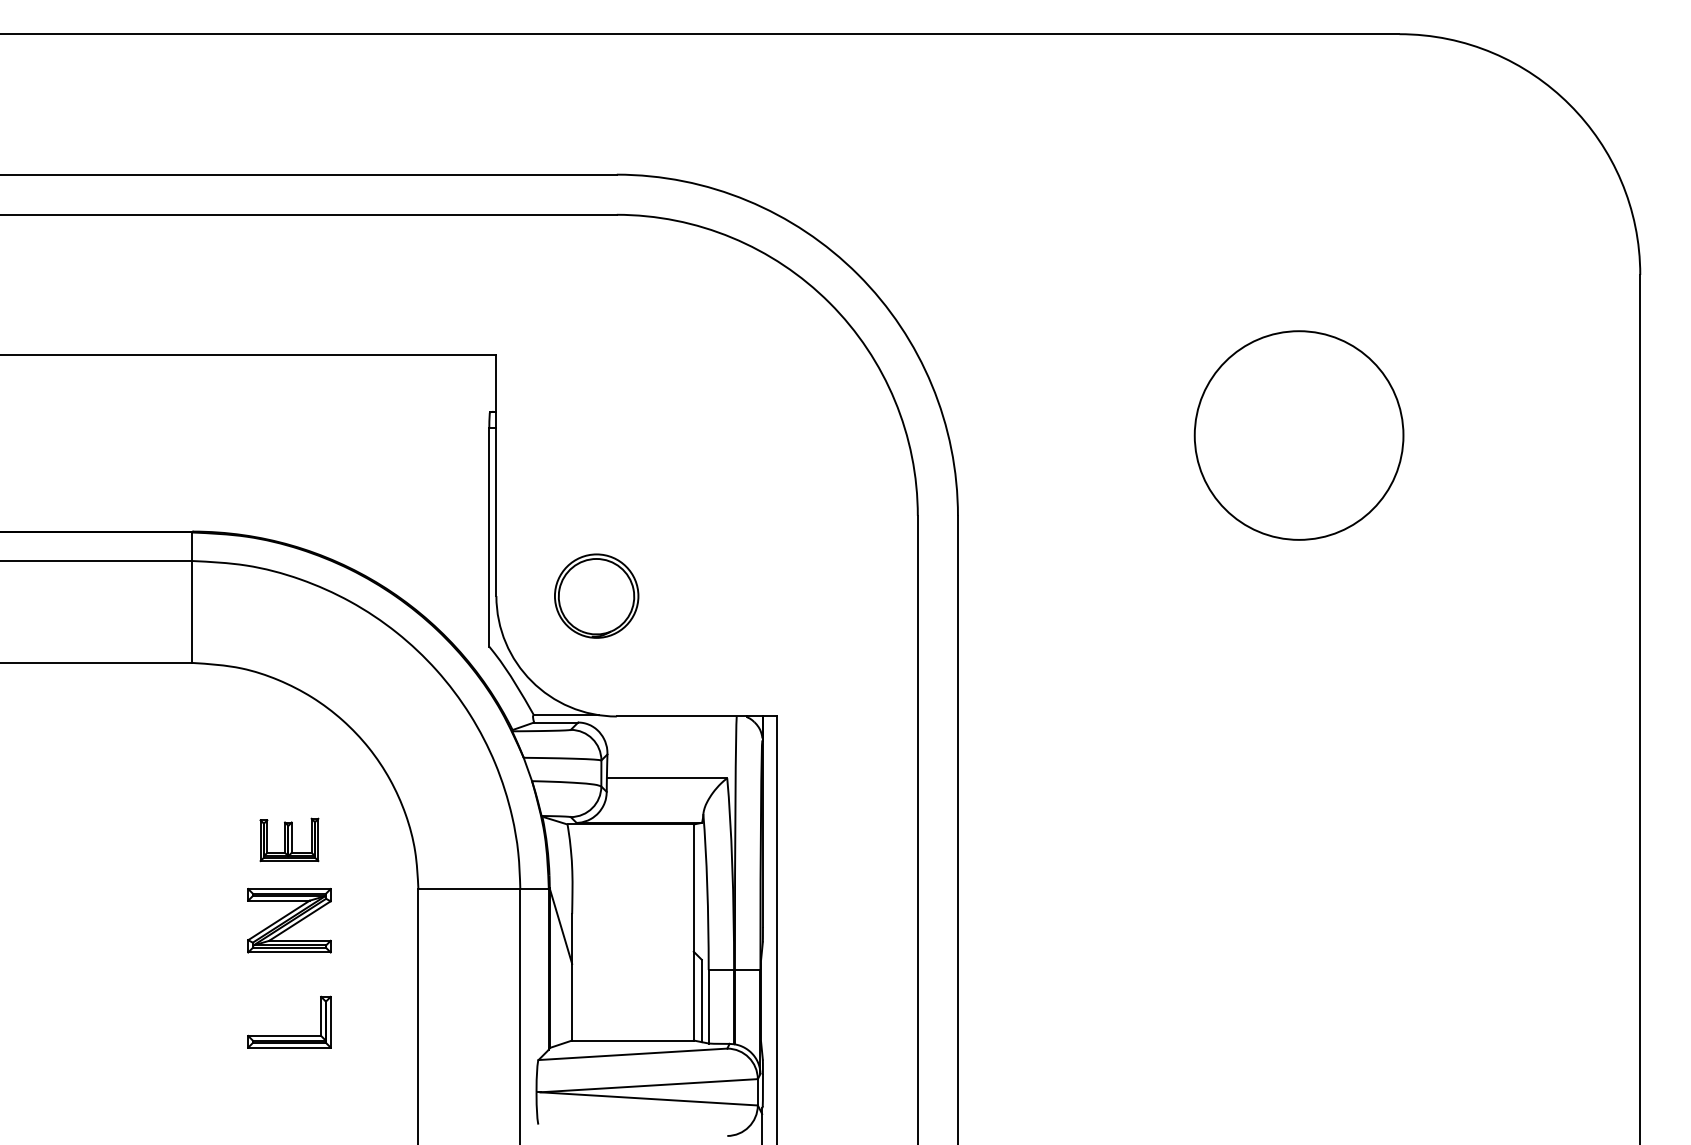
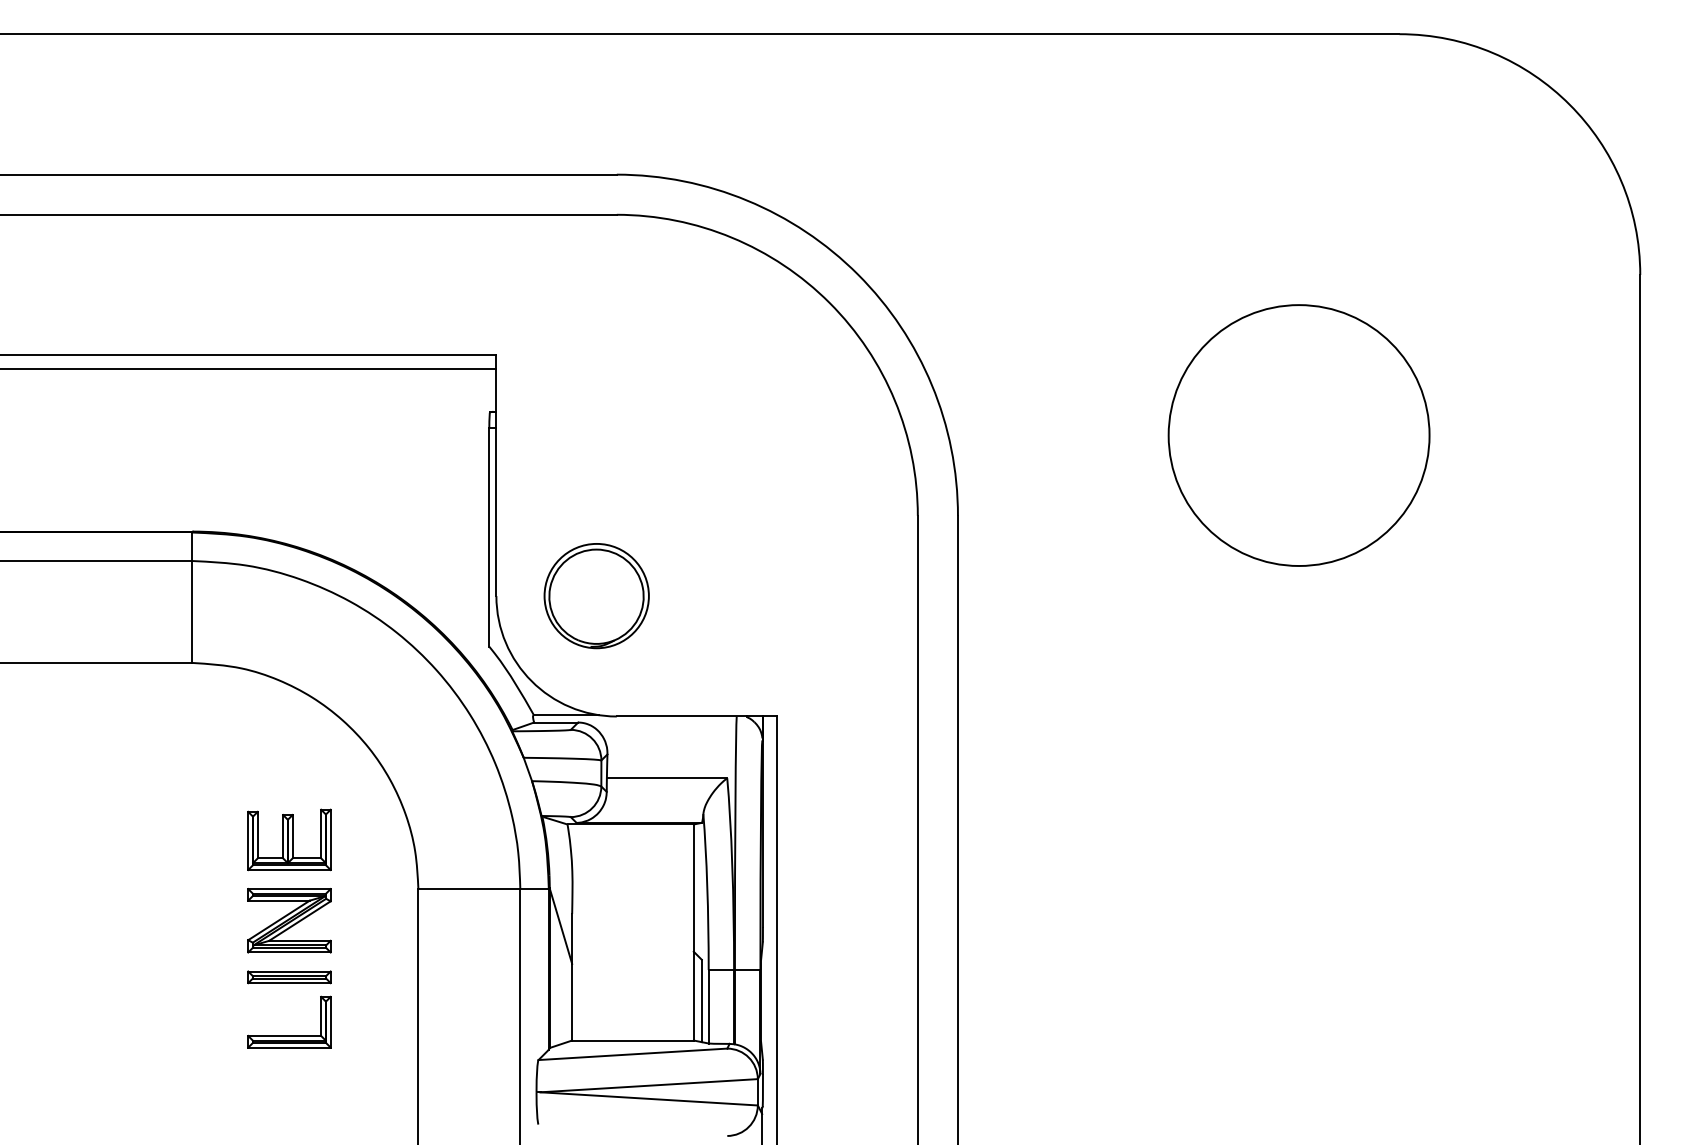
line: none -> present (249, 368)
circle diameter: 209 px -> 261 px (1298, 435)
part size: 86x86 px -> 107x107 px (596, 596)
part size: 61x46 px -> 85x64 px (289, 839)
part: none -> present (289, 977)
